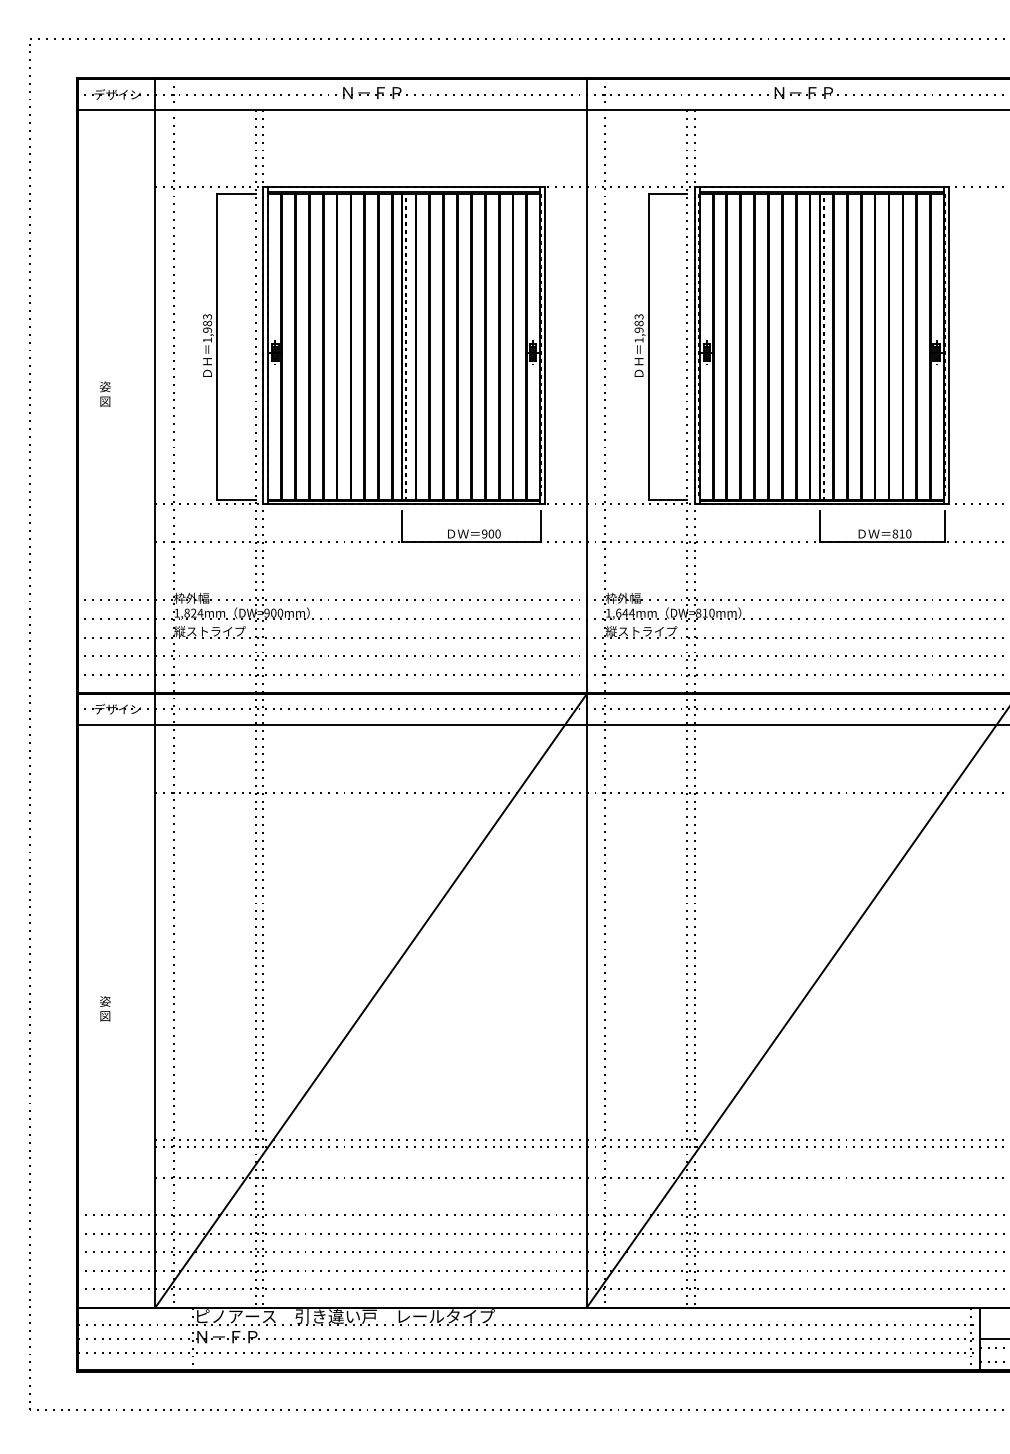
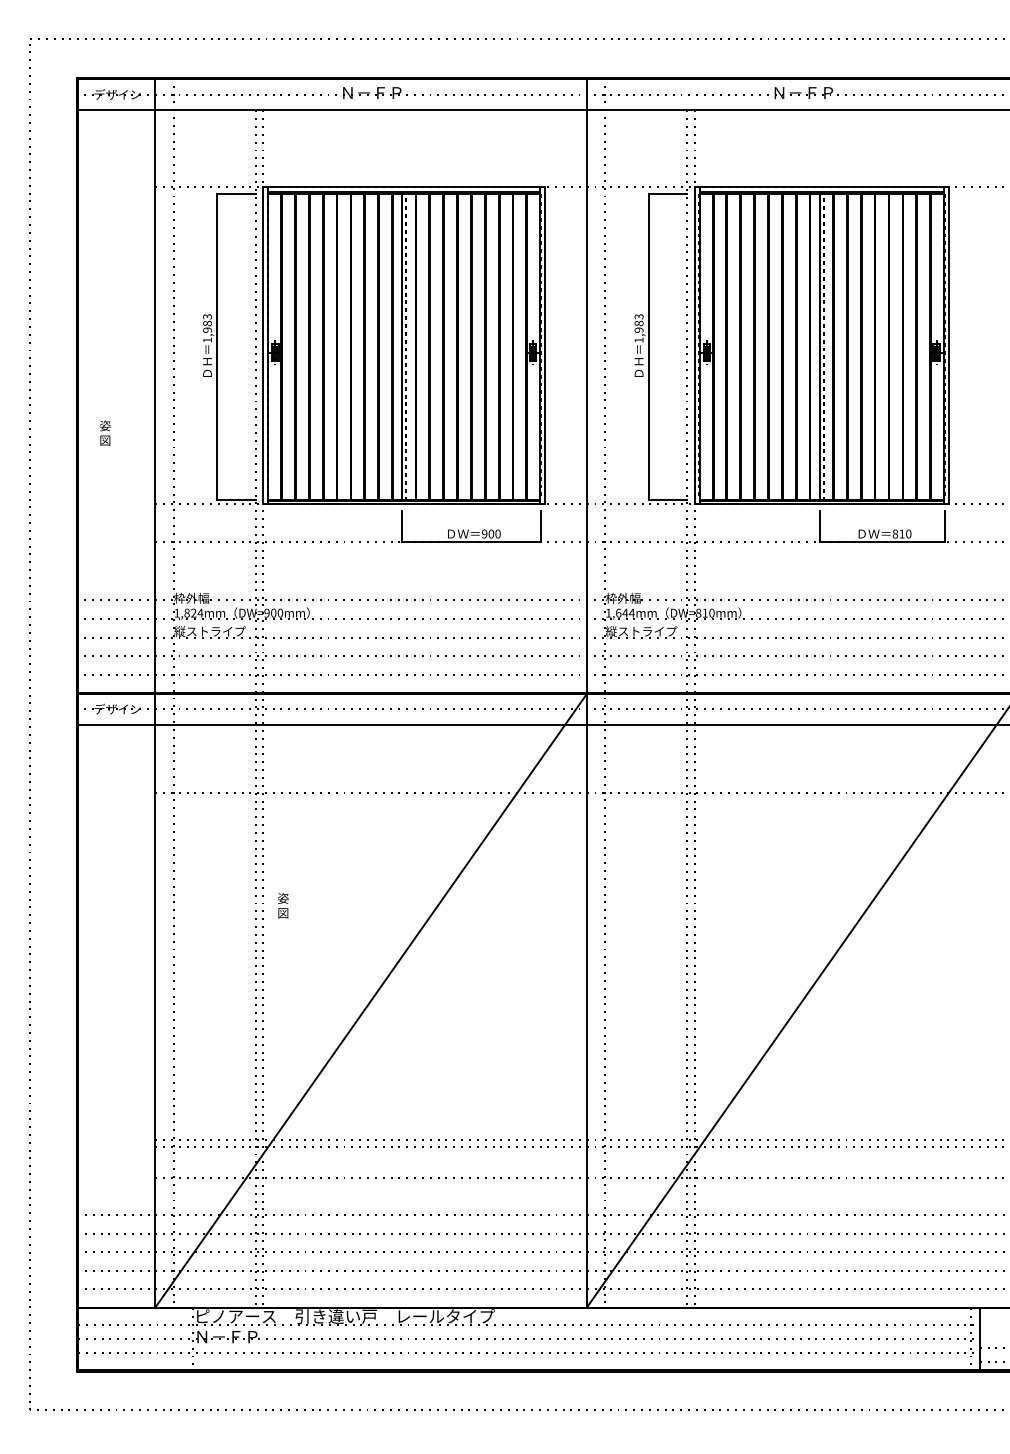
text position: (105, 393) -> (105, 432) (105, 432)
text position: (105, 1008) -> (283, 905) (283, 905)
line: present -> none (992, 1339)
